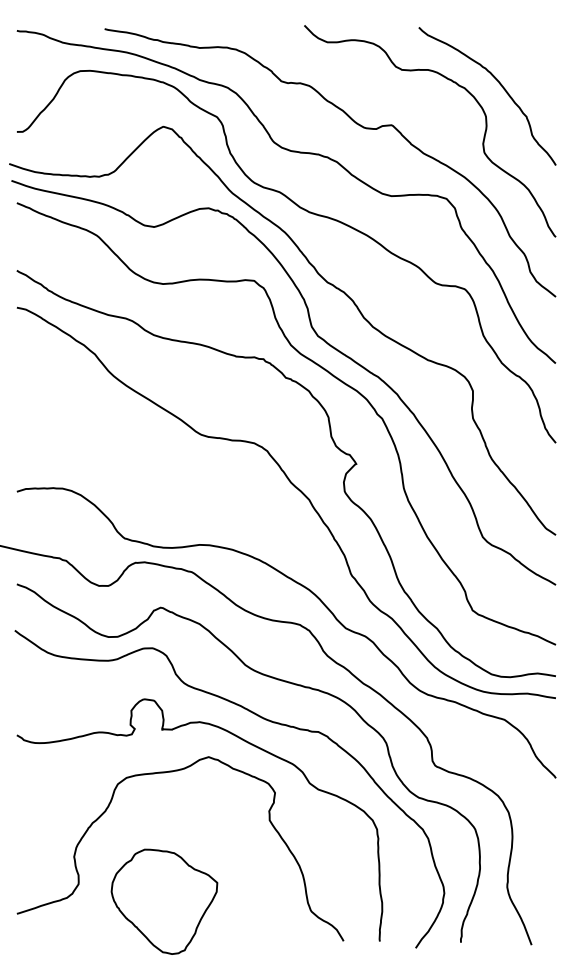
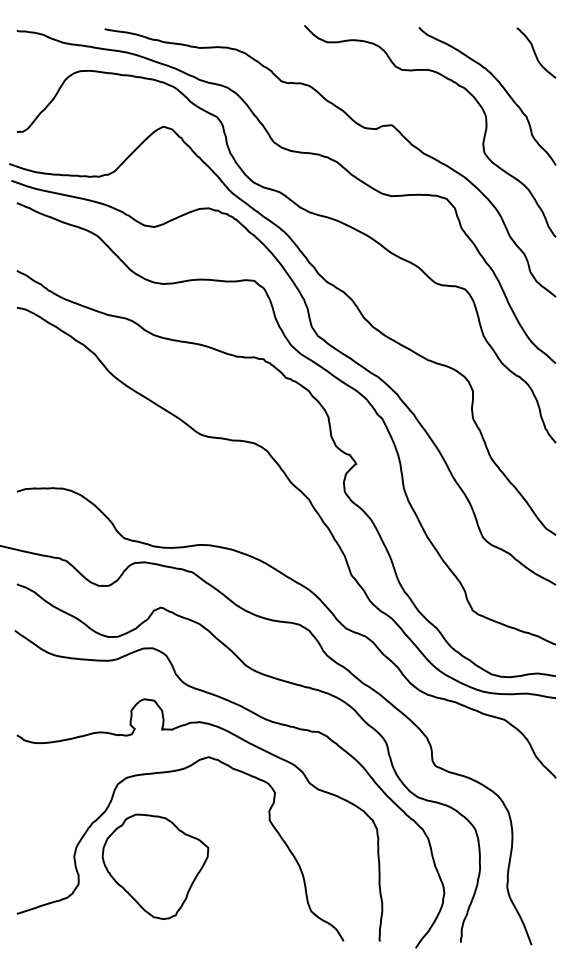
curve: none -> present (535, 52)
part position: (164, 901) -> (155, 866) (155, 866)
